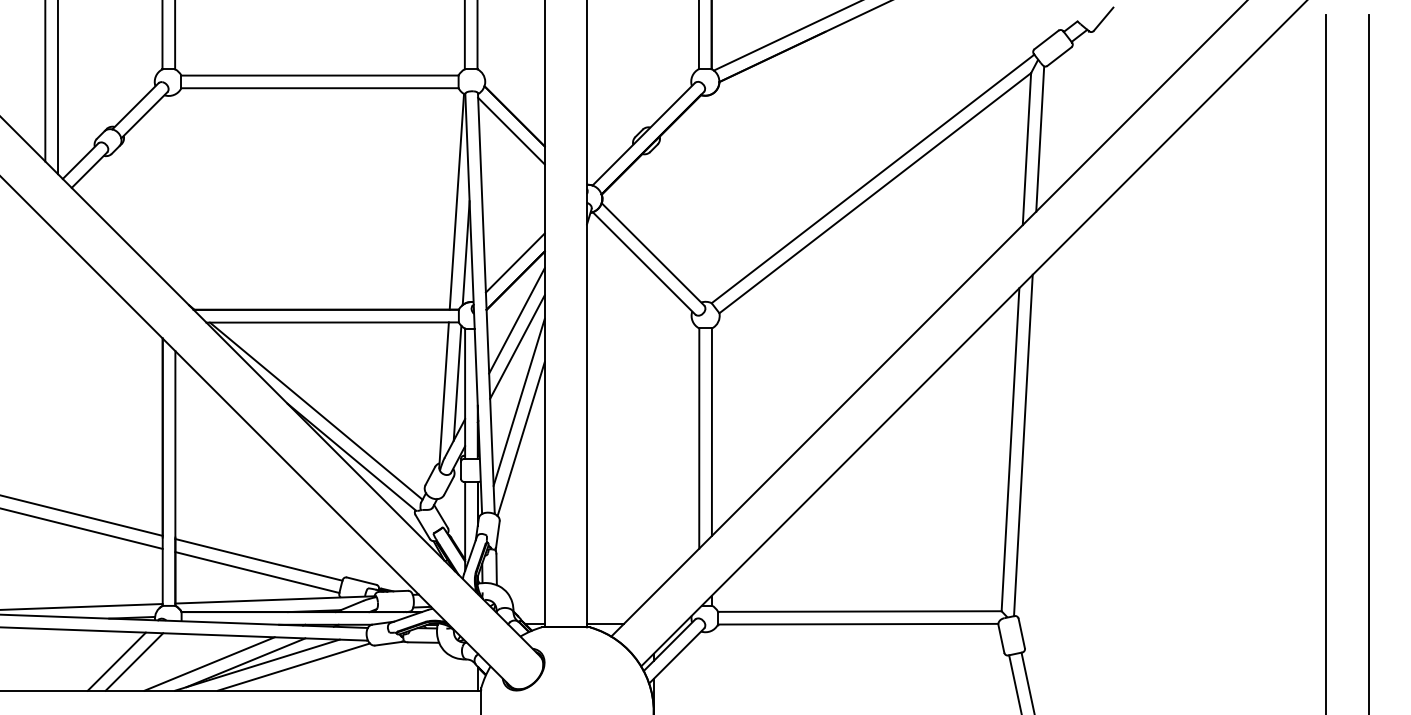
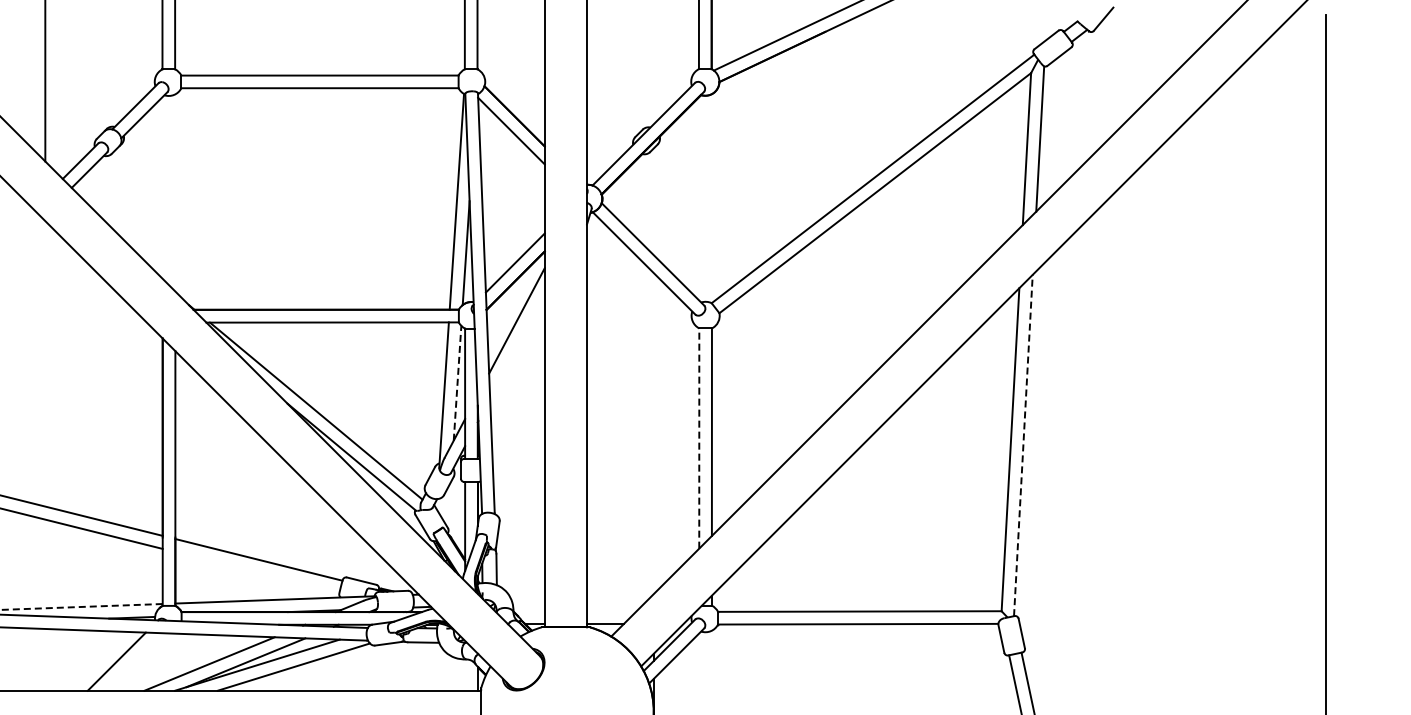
line: present -> none (57, 88)
line: present -> none (517, 346)
line: present -> none (1368, 362)
line: solid -> dashed (457, 383)
line: present -> none (518, 401)
line: solid -> dashed (699, 438)
line: present -> none (520, 439)
line: solid -> dashed (1023, 445)
line: present -> none (257, 572)
line: solid -> dashed (80, 606)
line: present -> none (134, 661)
